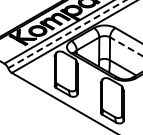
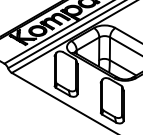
line: dashed -> solid (67, 34)
line: dashed -> solid (126, 46)
